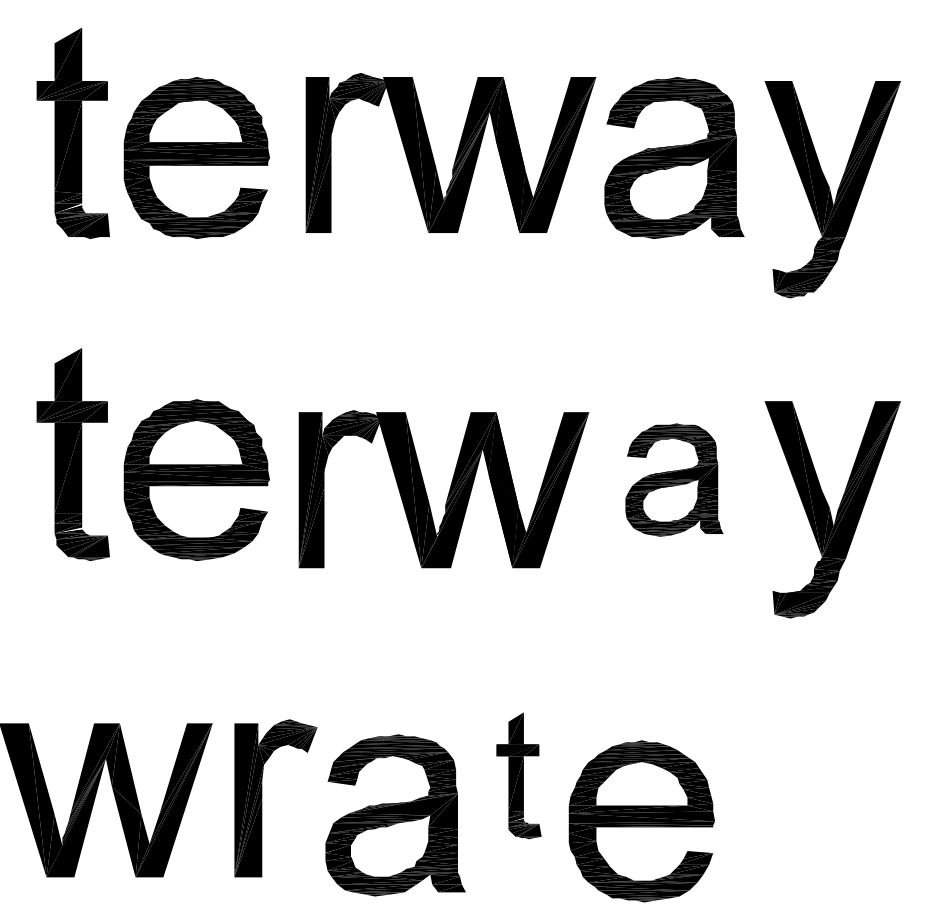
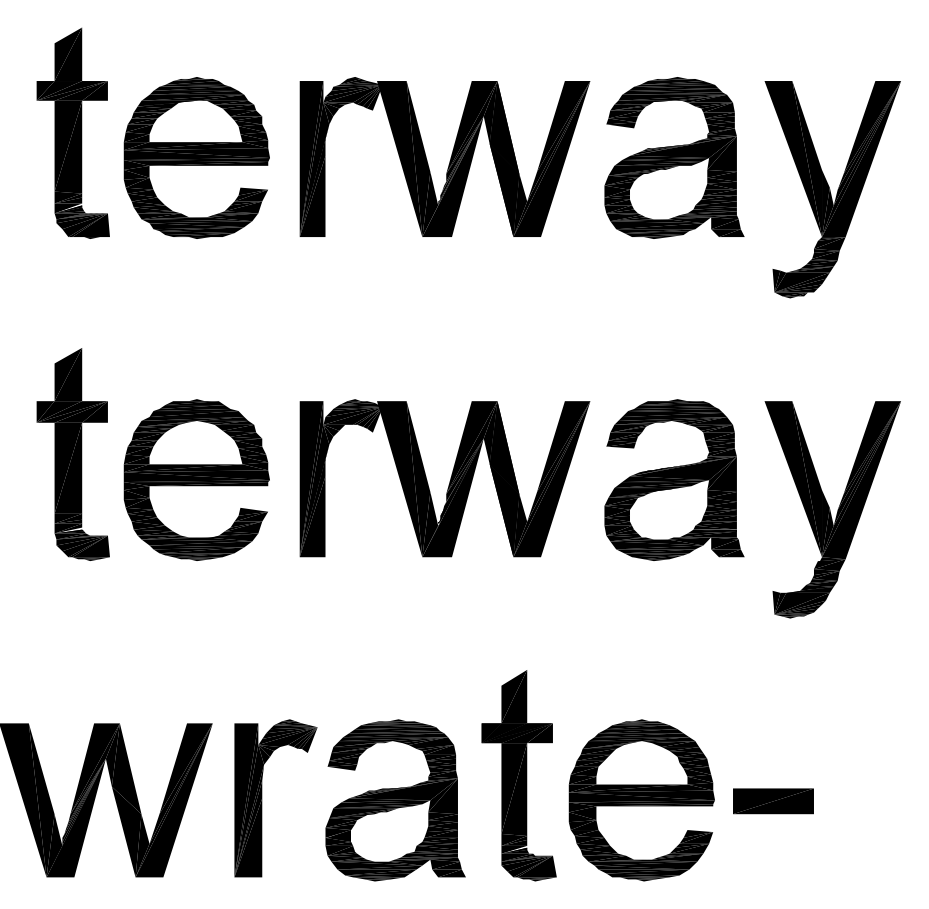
part position: (456, 153) -> (450, 157) (450, 157)
part size: 99x114 px -> 141x162 px (674, 479)
part position: (443, 489) -> (444, 478) (444, 478)
part size: 46x128 px -> 76x212 px (518, 775)
part: none -> present (773, 801)
part position: (395, 815) -> (395, 800) (395, 800)
part position: (641, 821) -> (641, 800) (641, 800)
